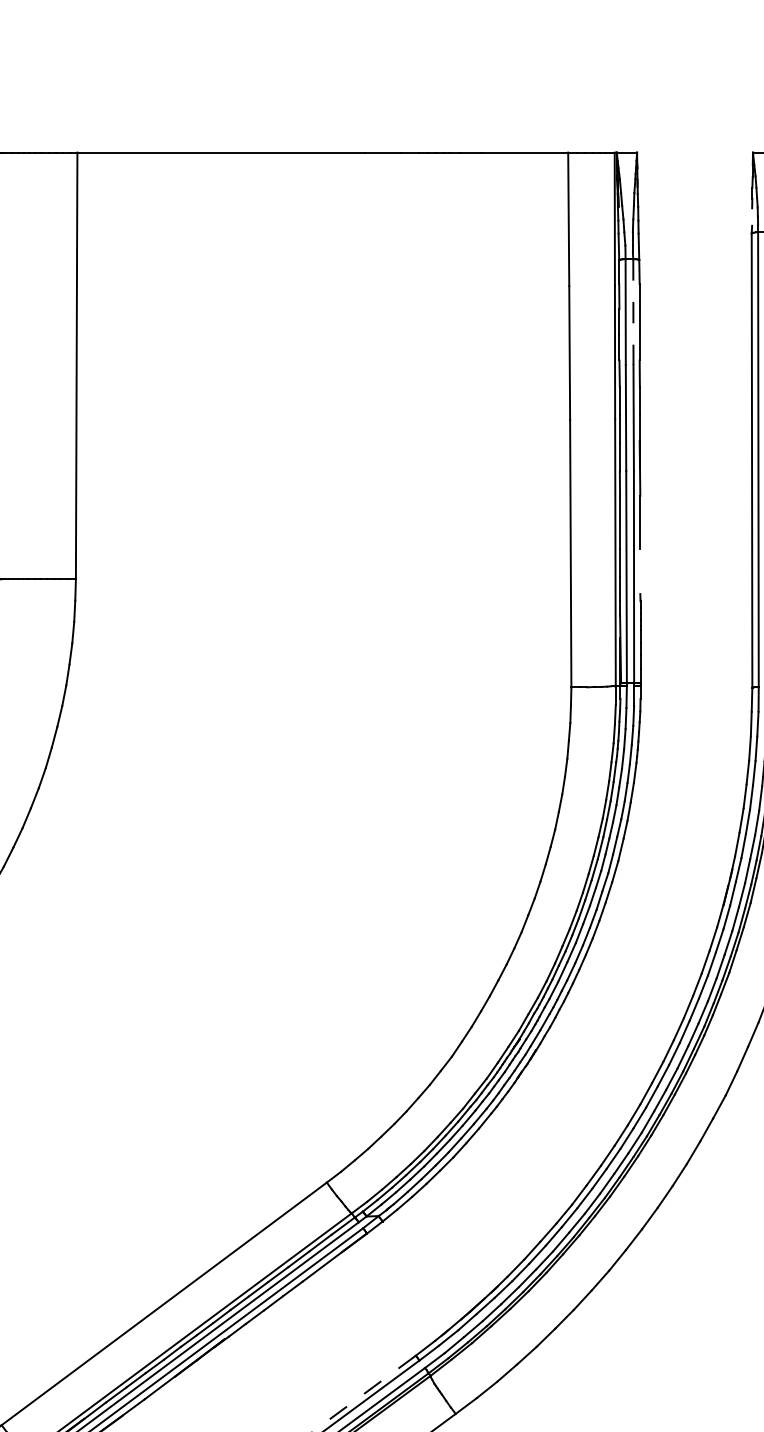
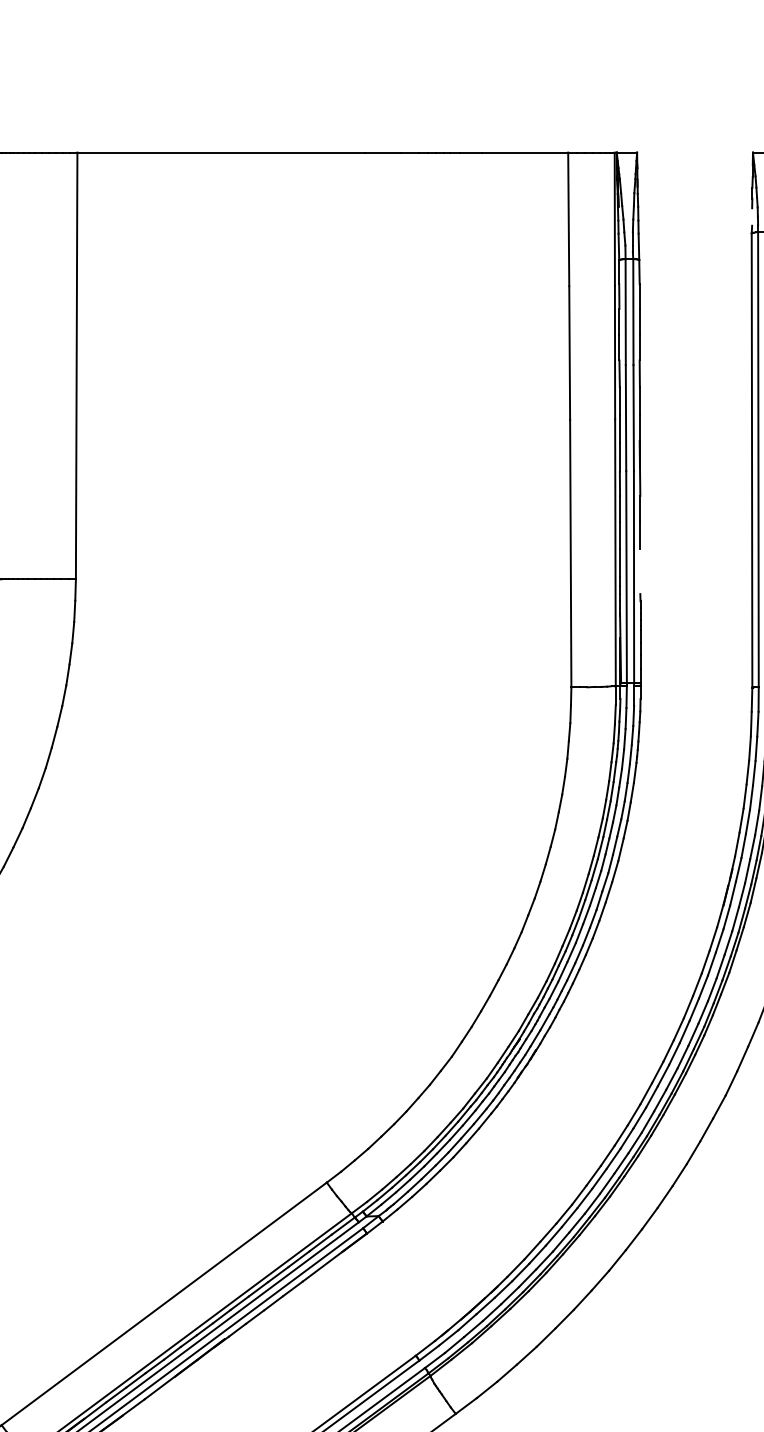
line: dashed -> solid (633, 312)
line: dashed -> solid (364, 1393)
